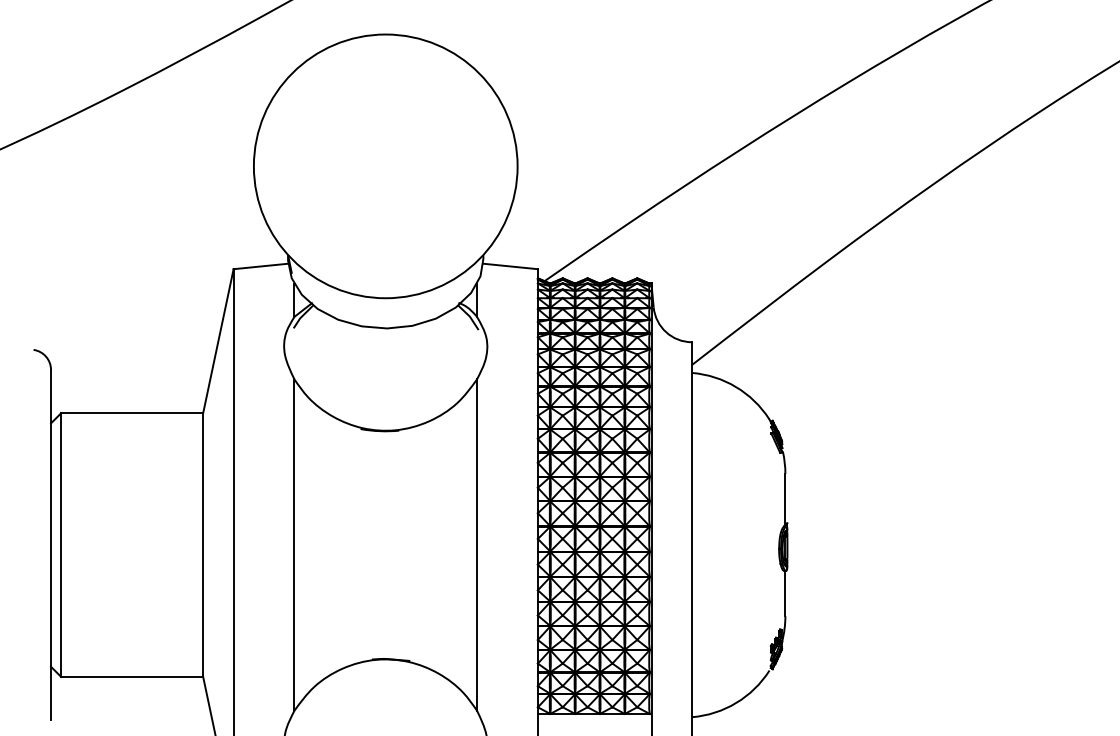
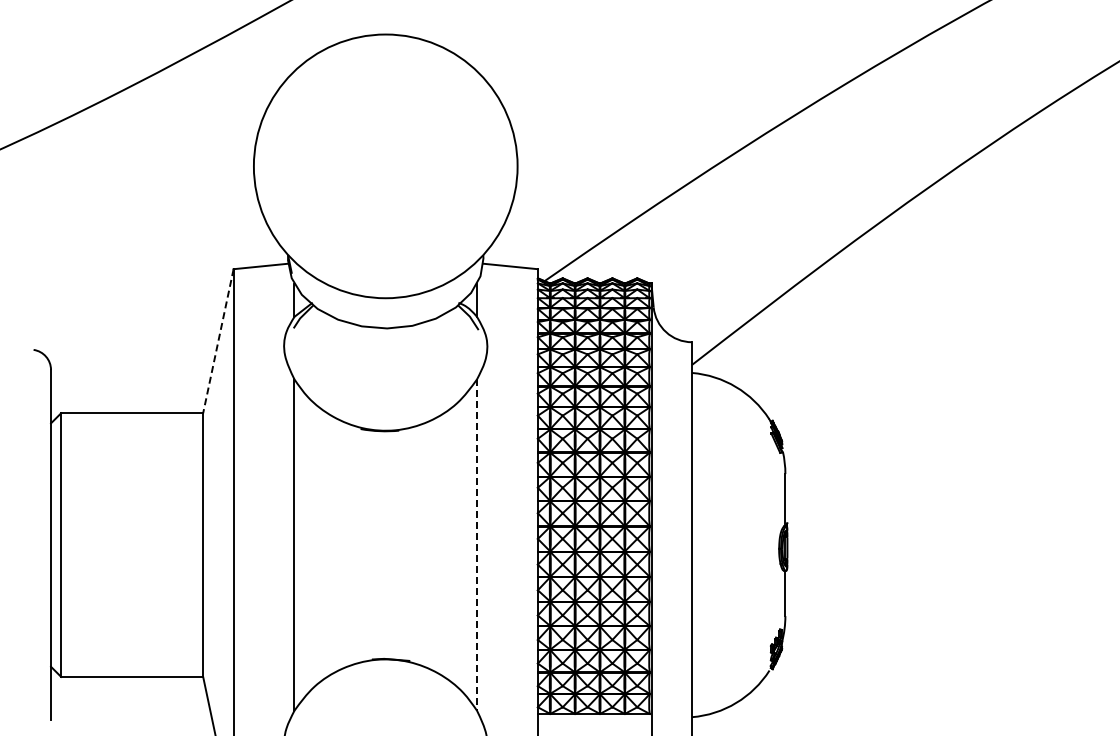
line: solid -> dashed (218, 341)
line: solid -> dashed (477, 545)
